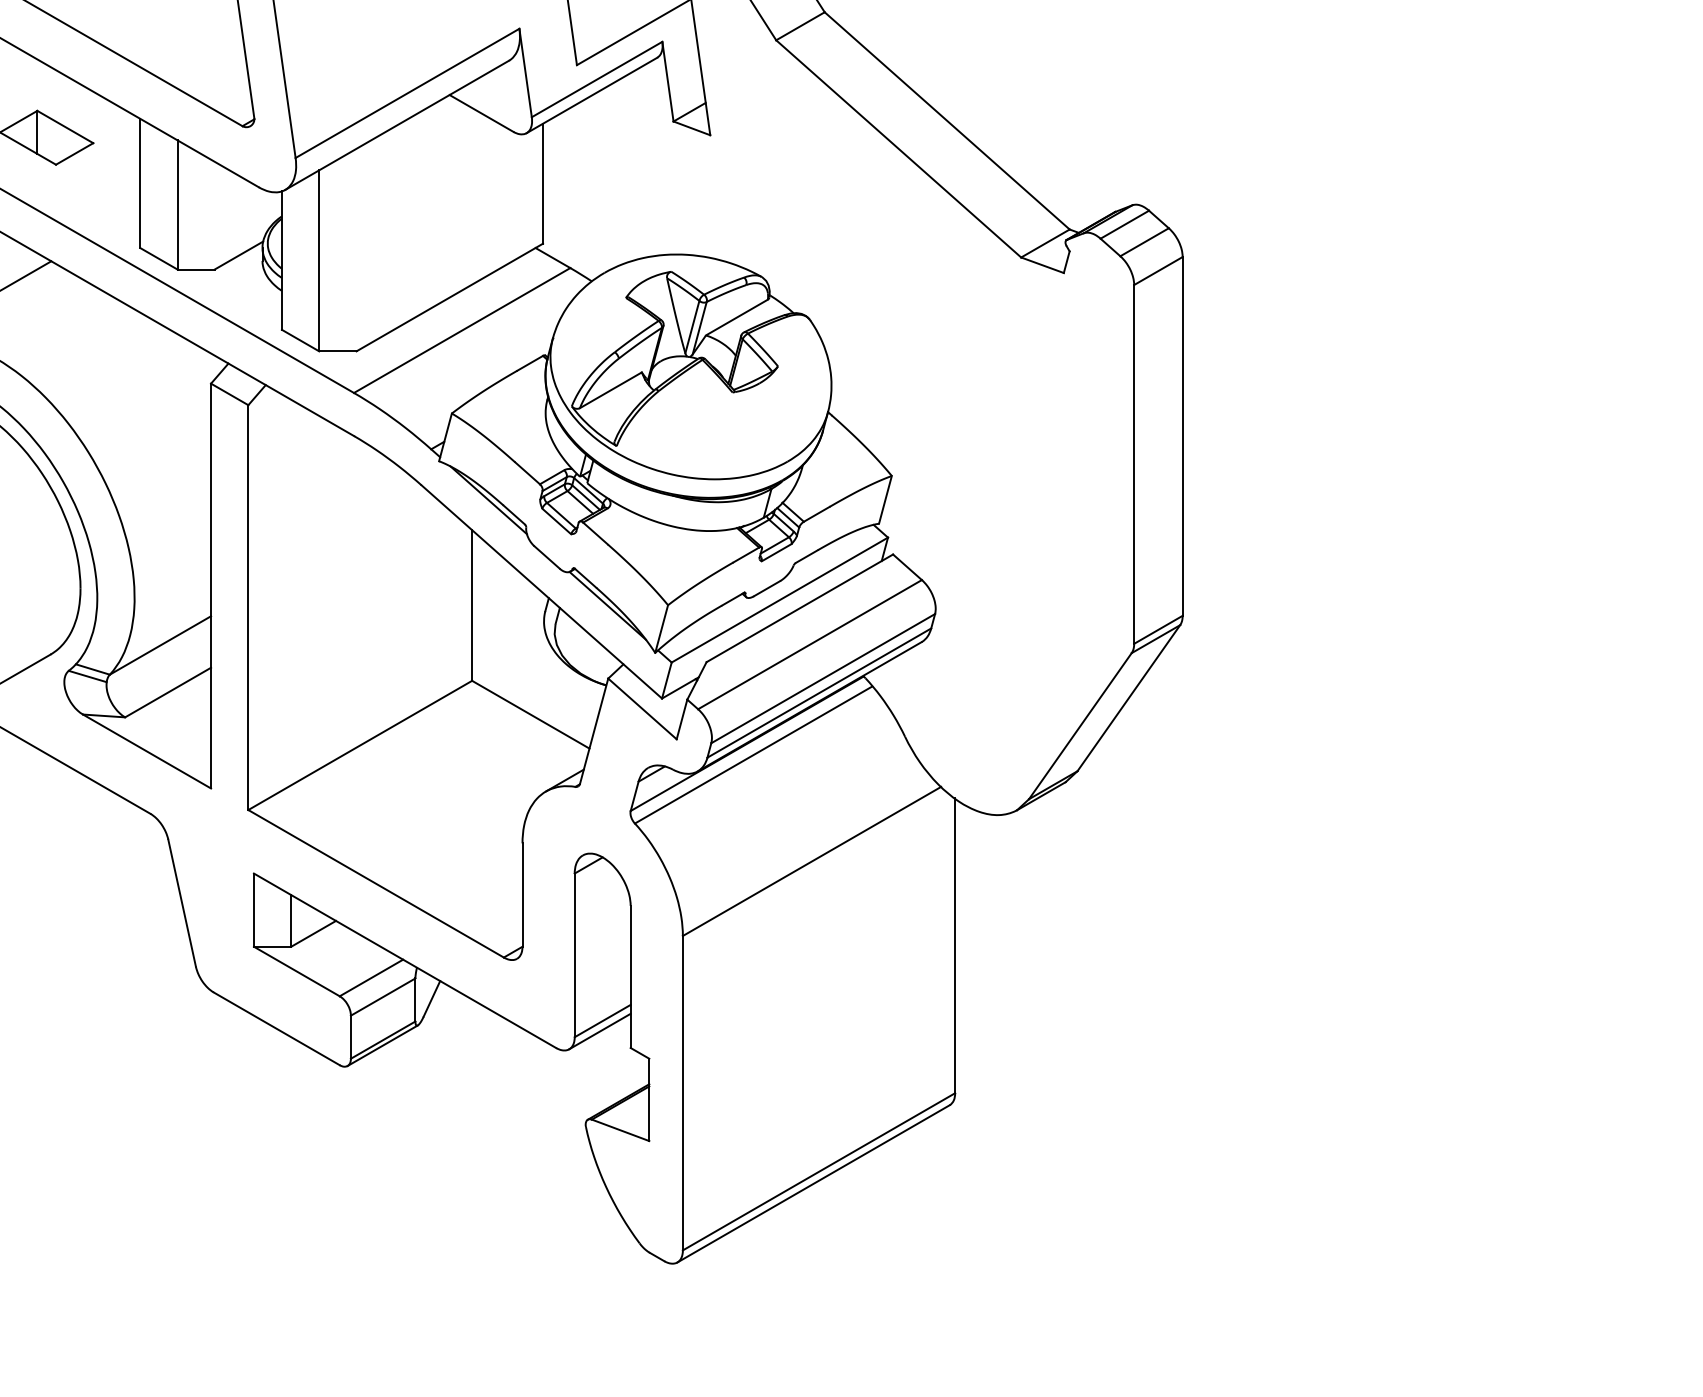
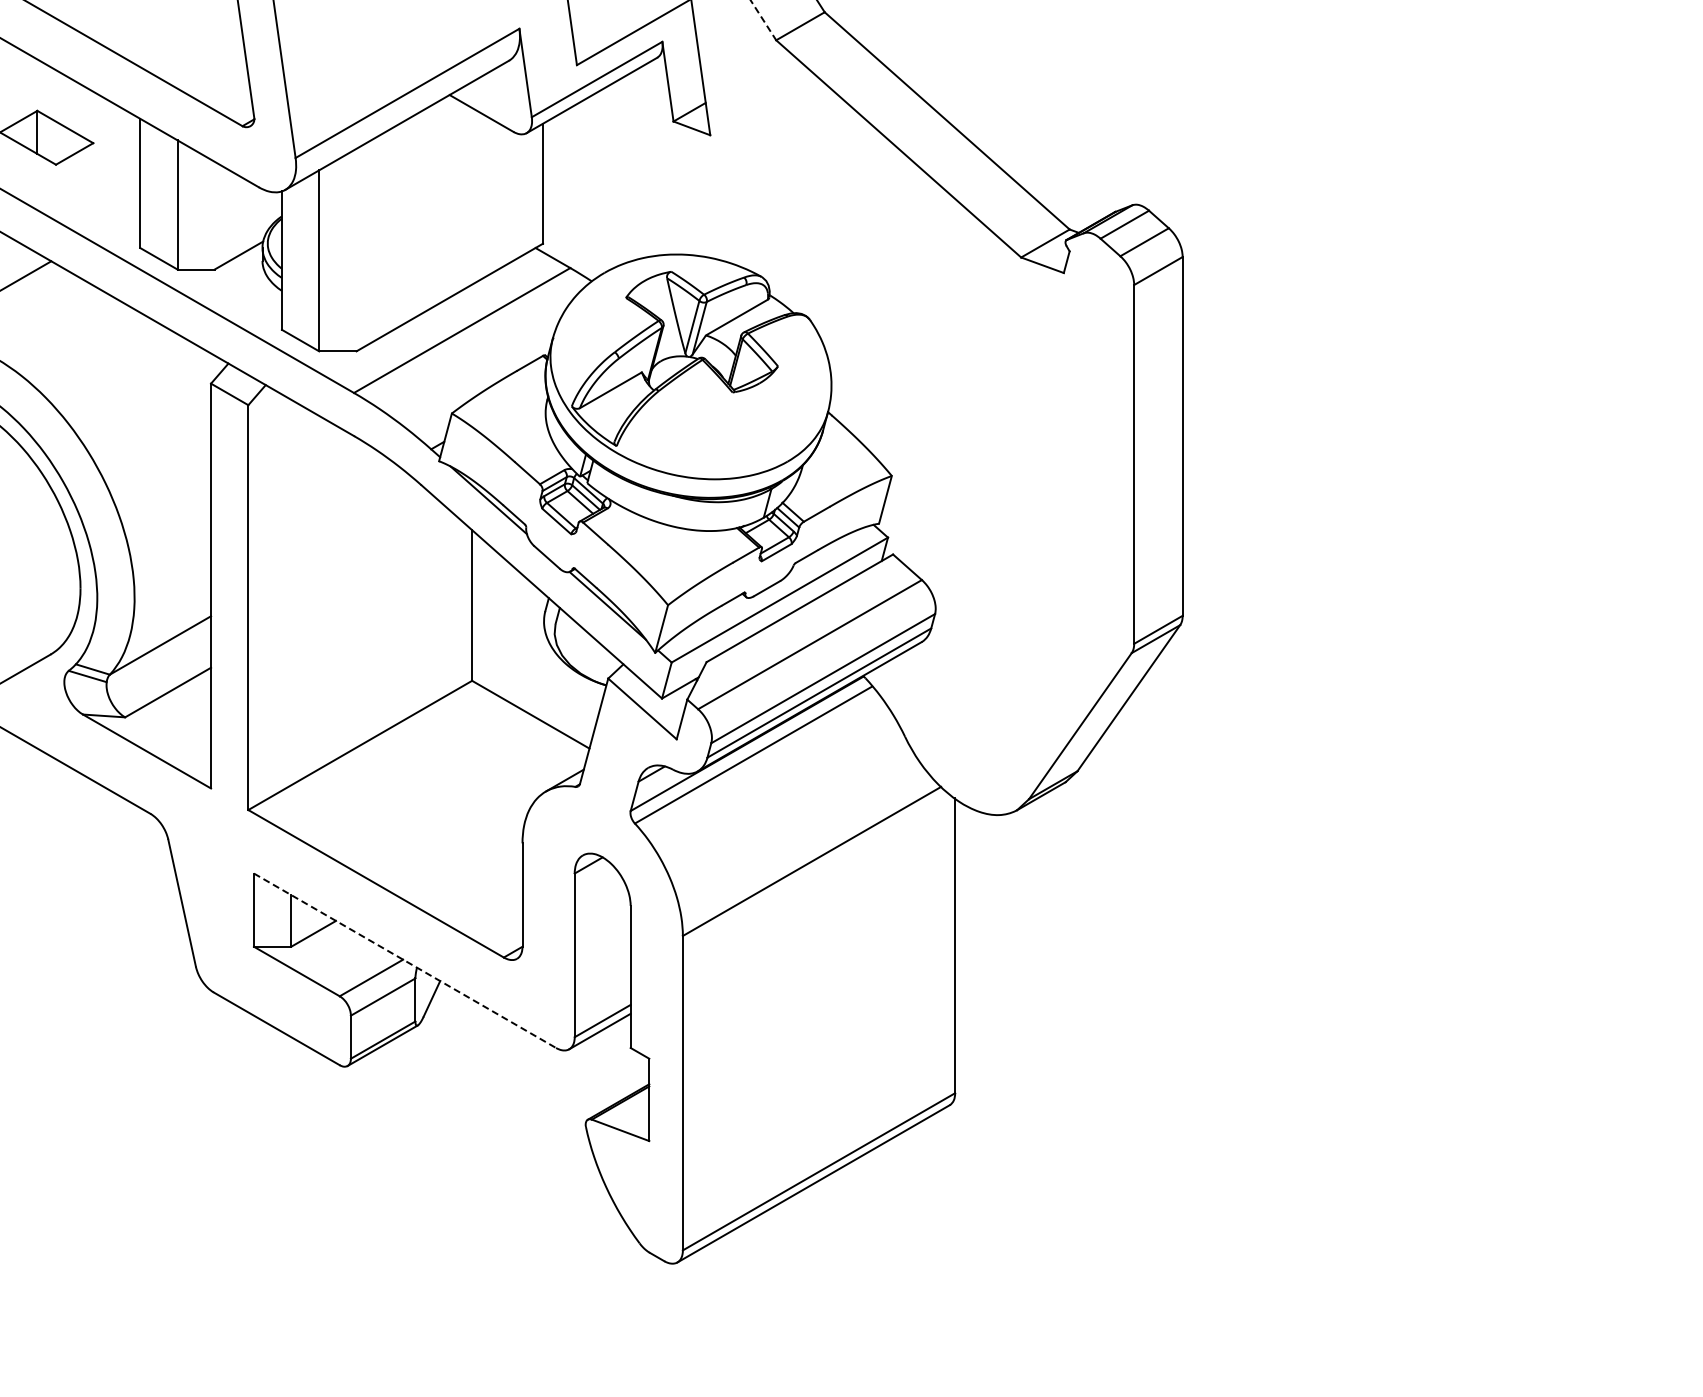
line: solid -> dashed (763, 20)
line: solid -> dashed (405, 961)
